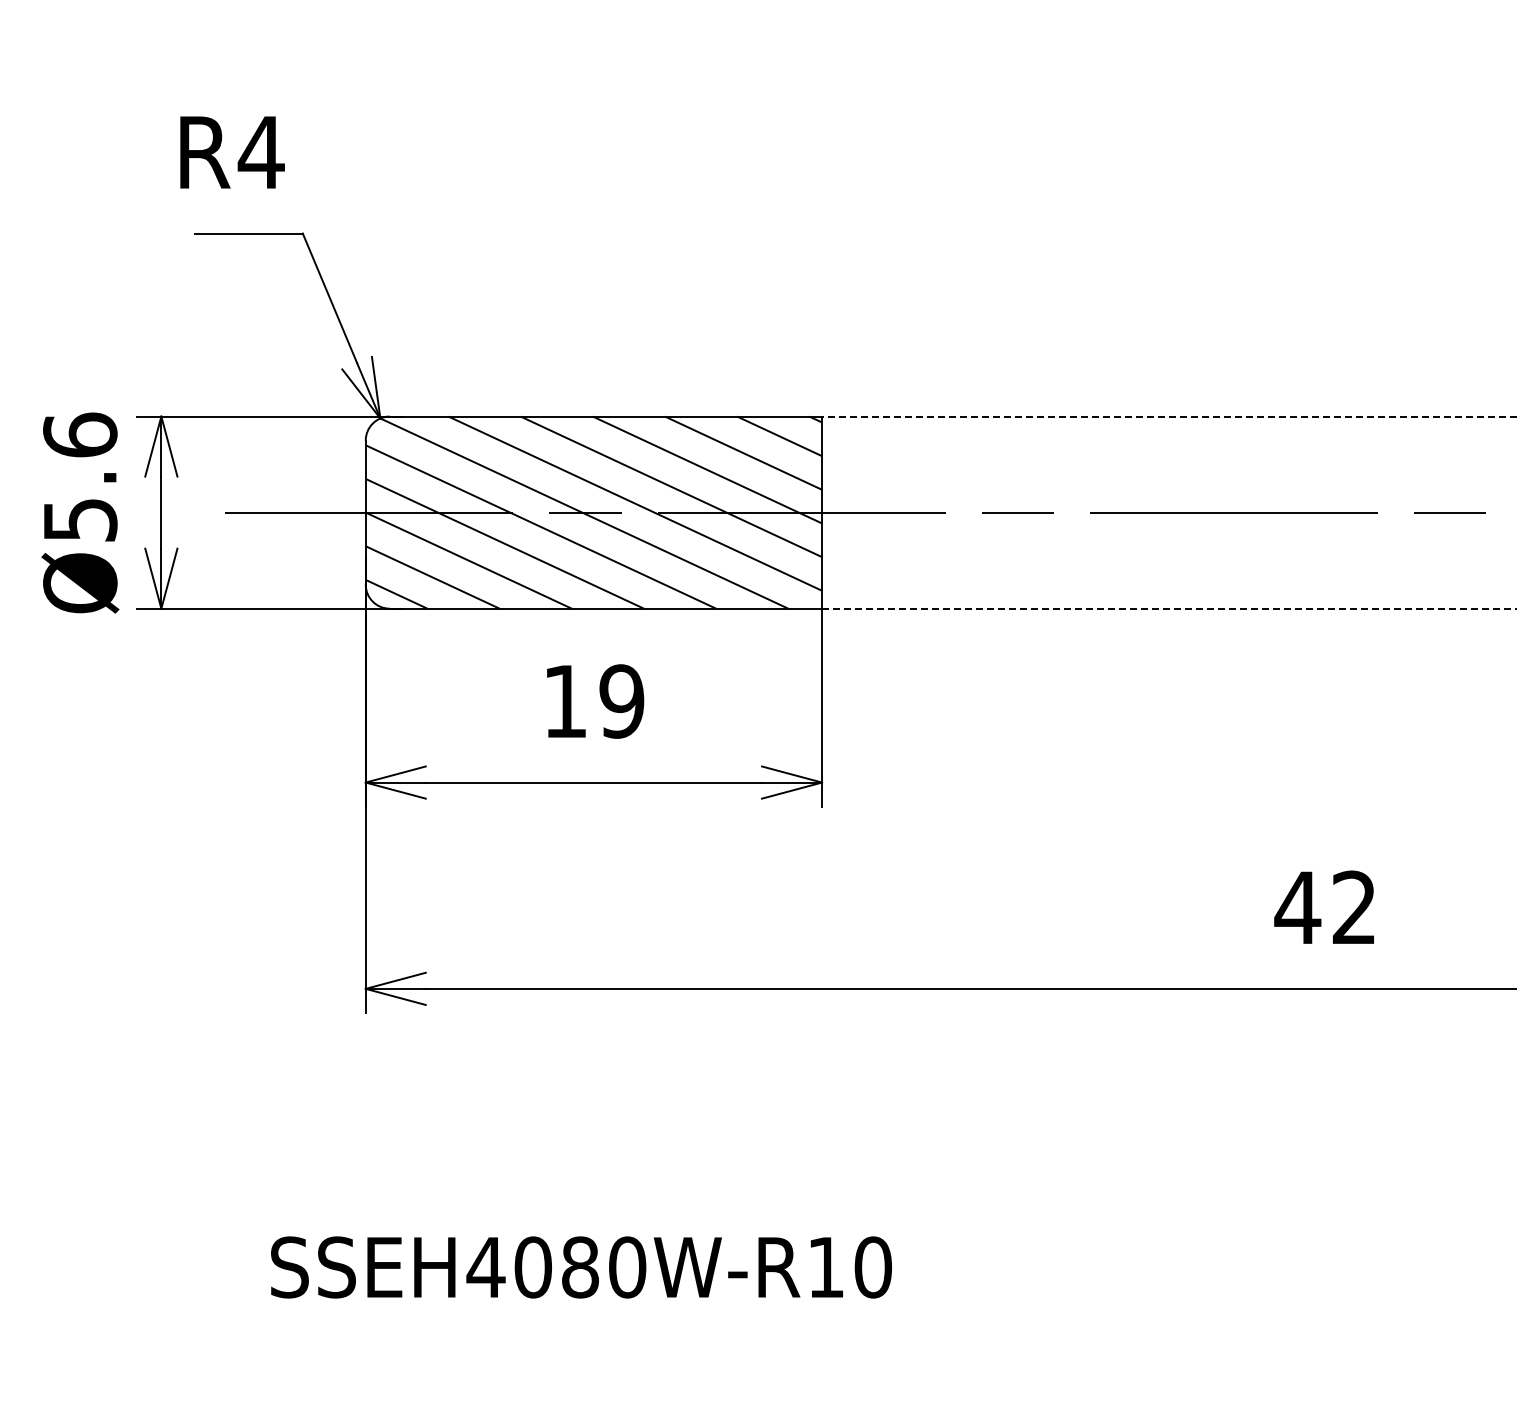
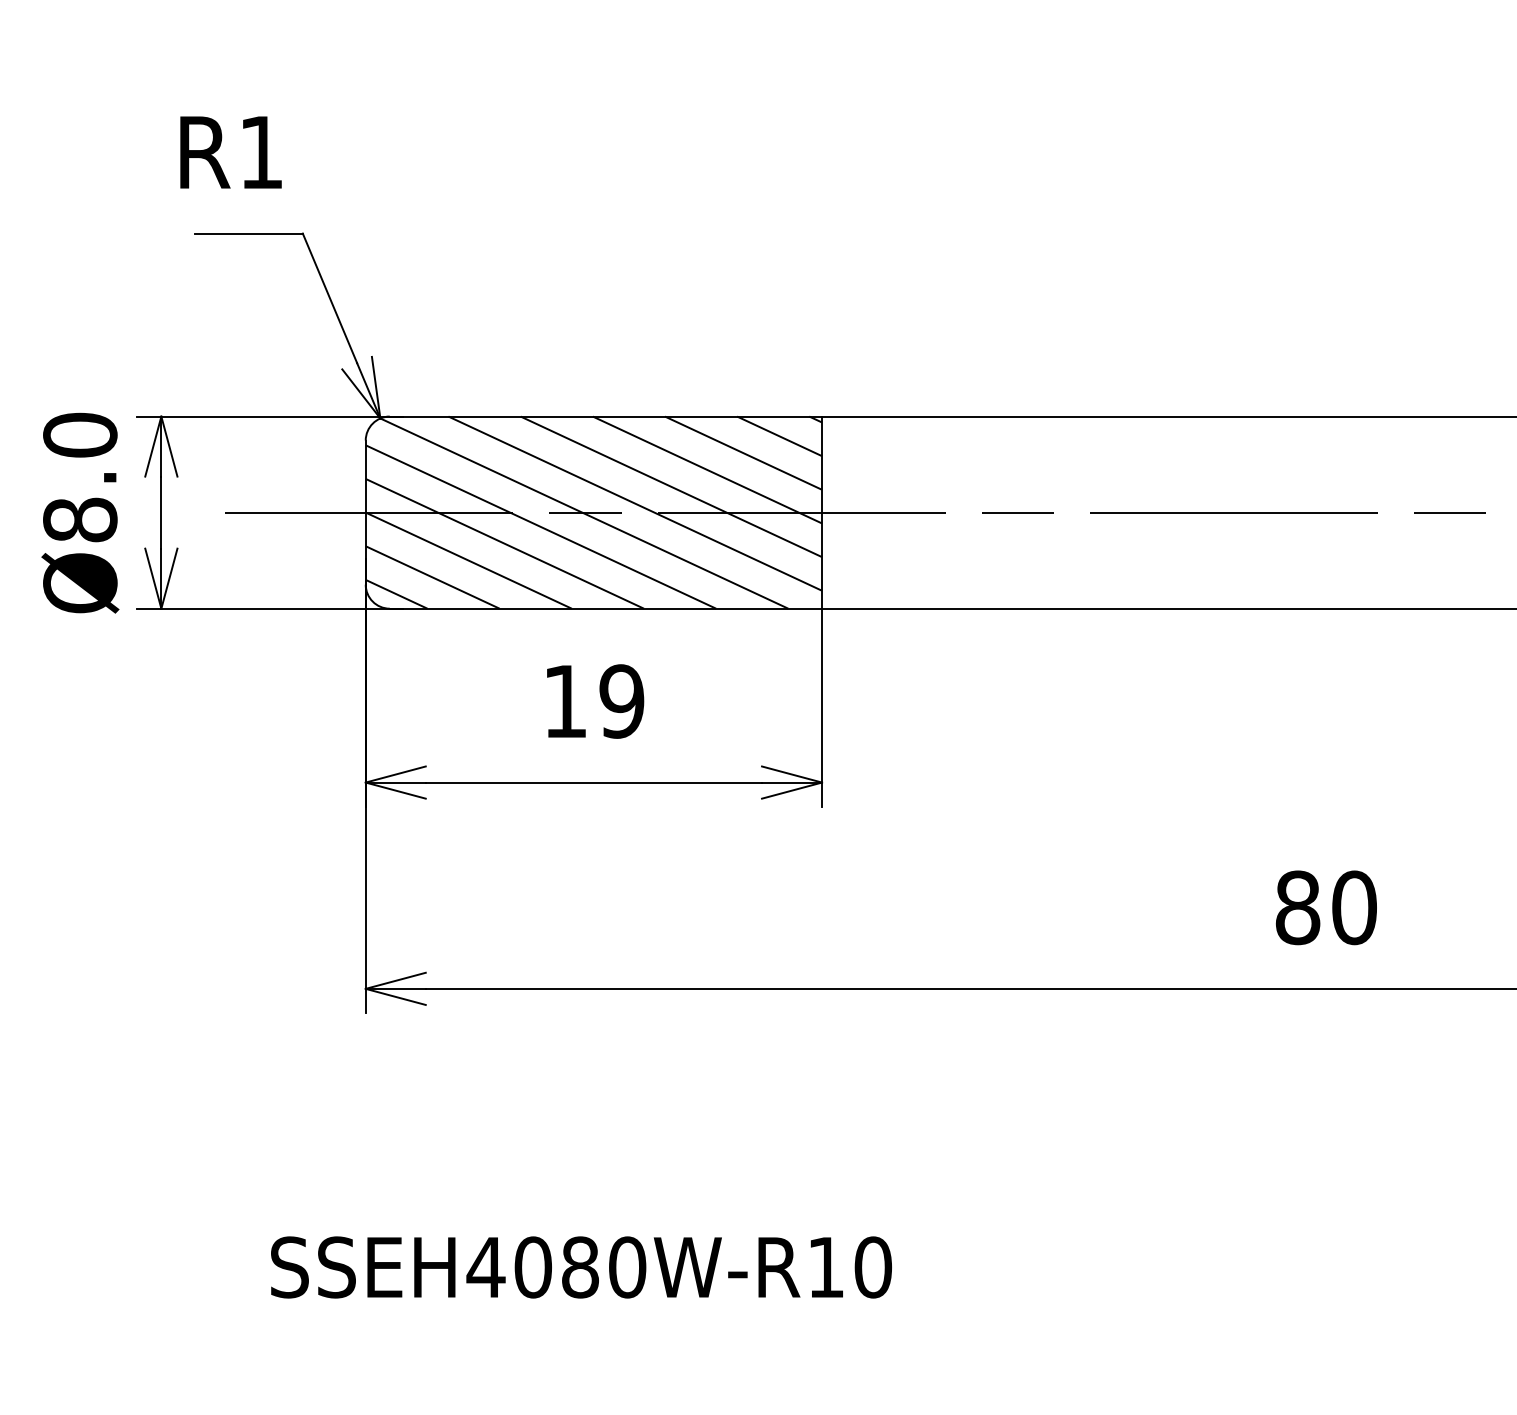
text: R4 -> R1 (260, 152)
line: dashed -> solid (1169, 416)
text: Ø5.6 -> Ø8.0 (80, 477)
line: dashed -> solid (1169, 608)
text: 42 -> 80 (1325, 907)
